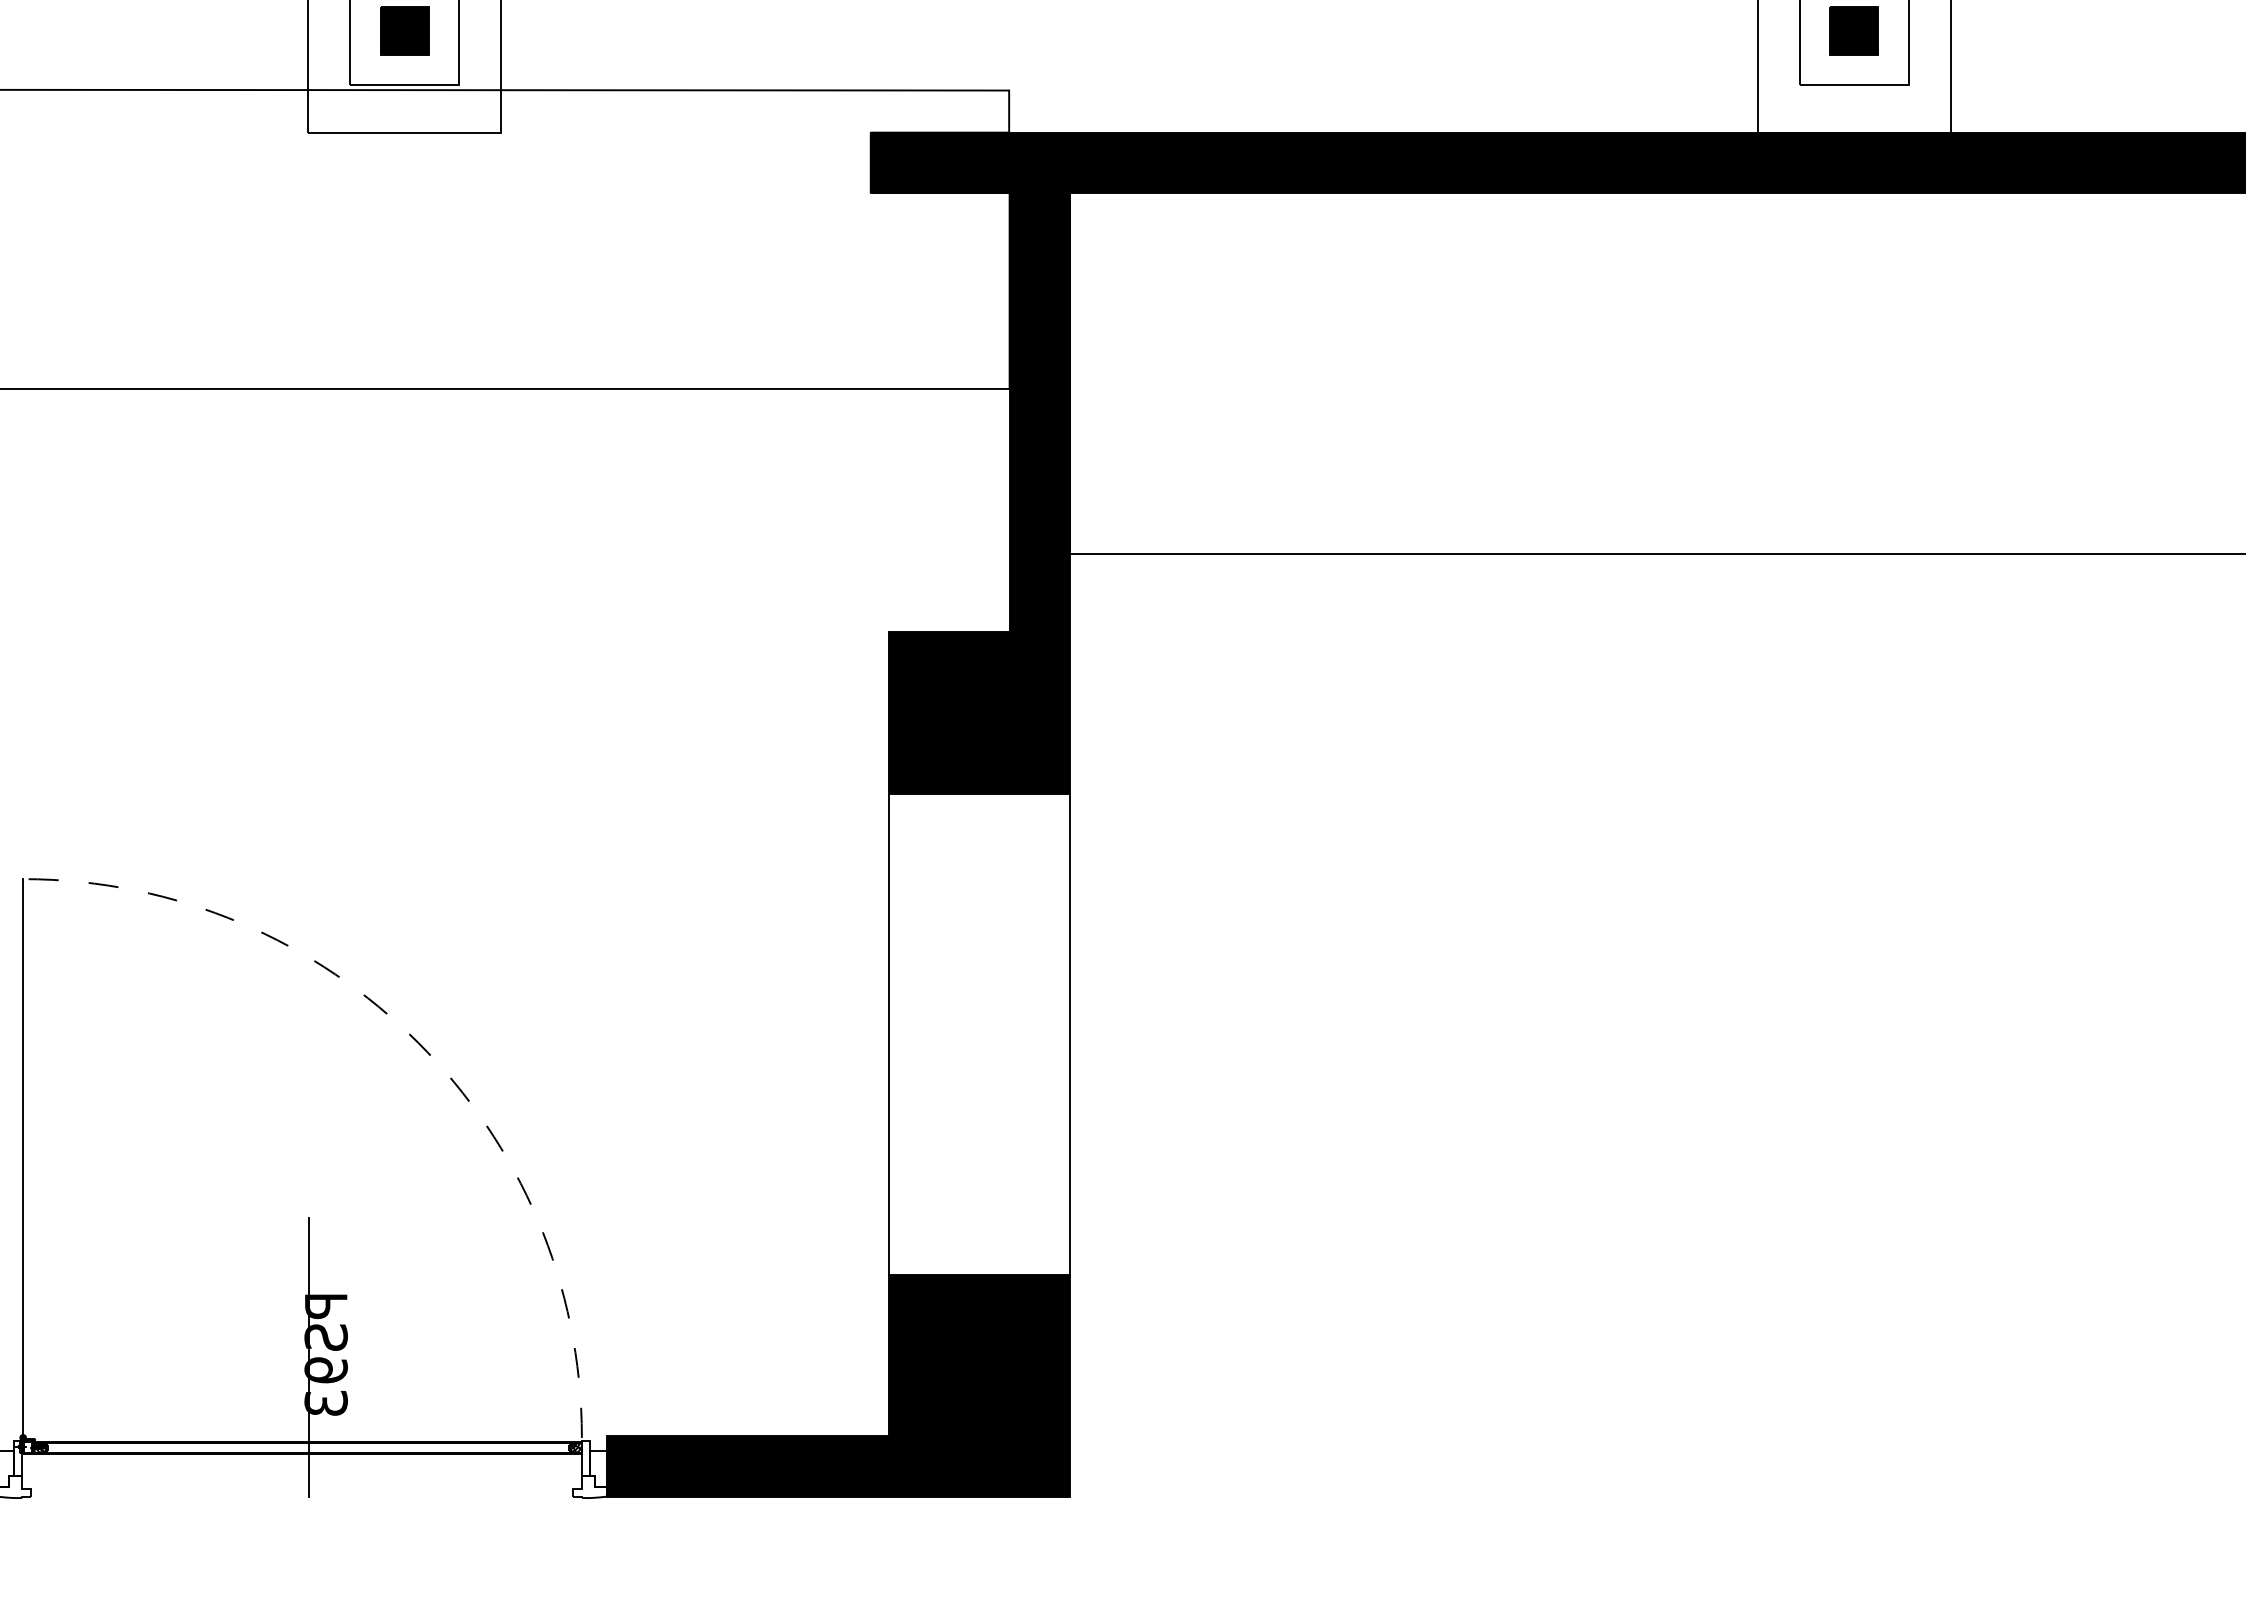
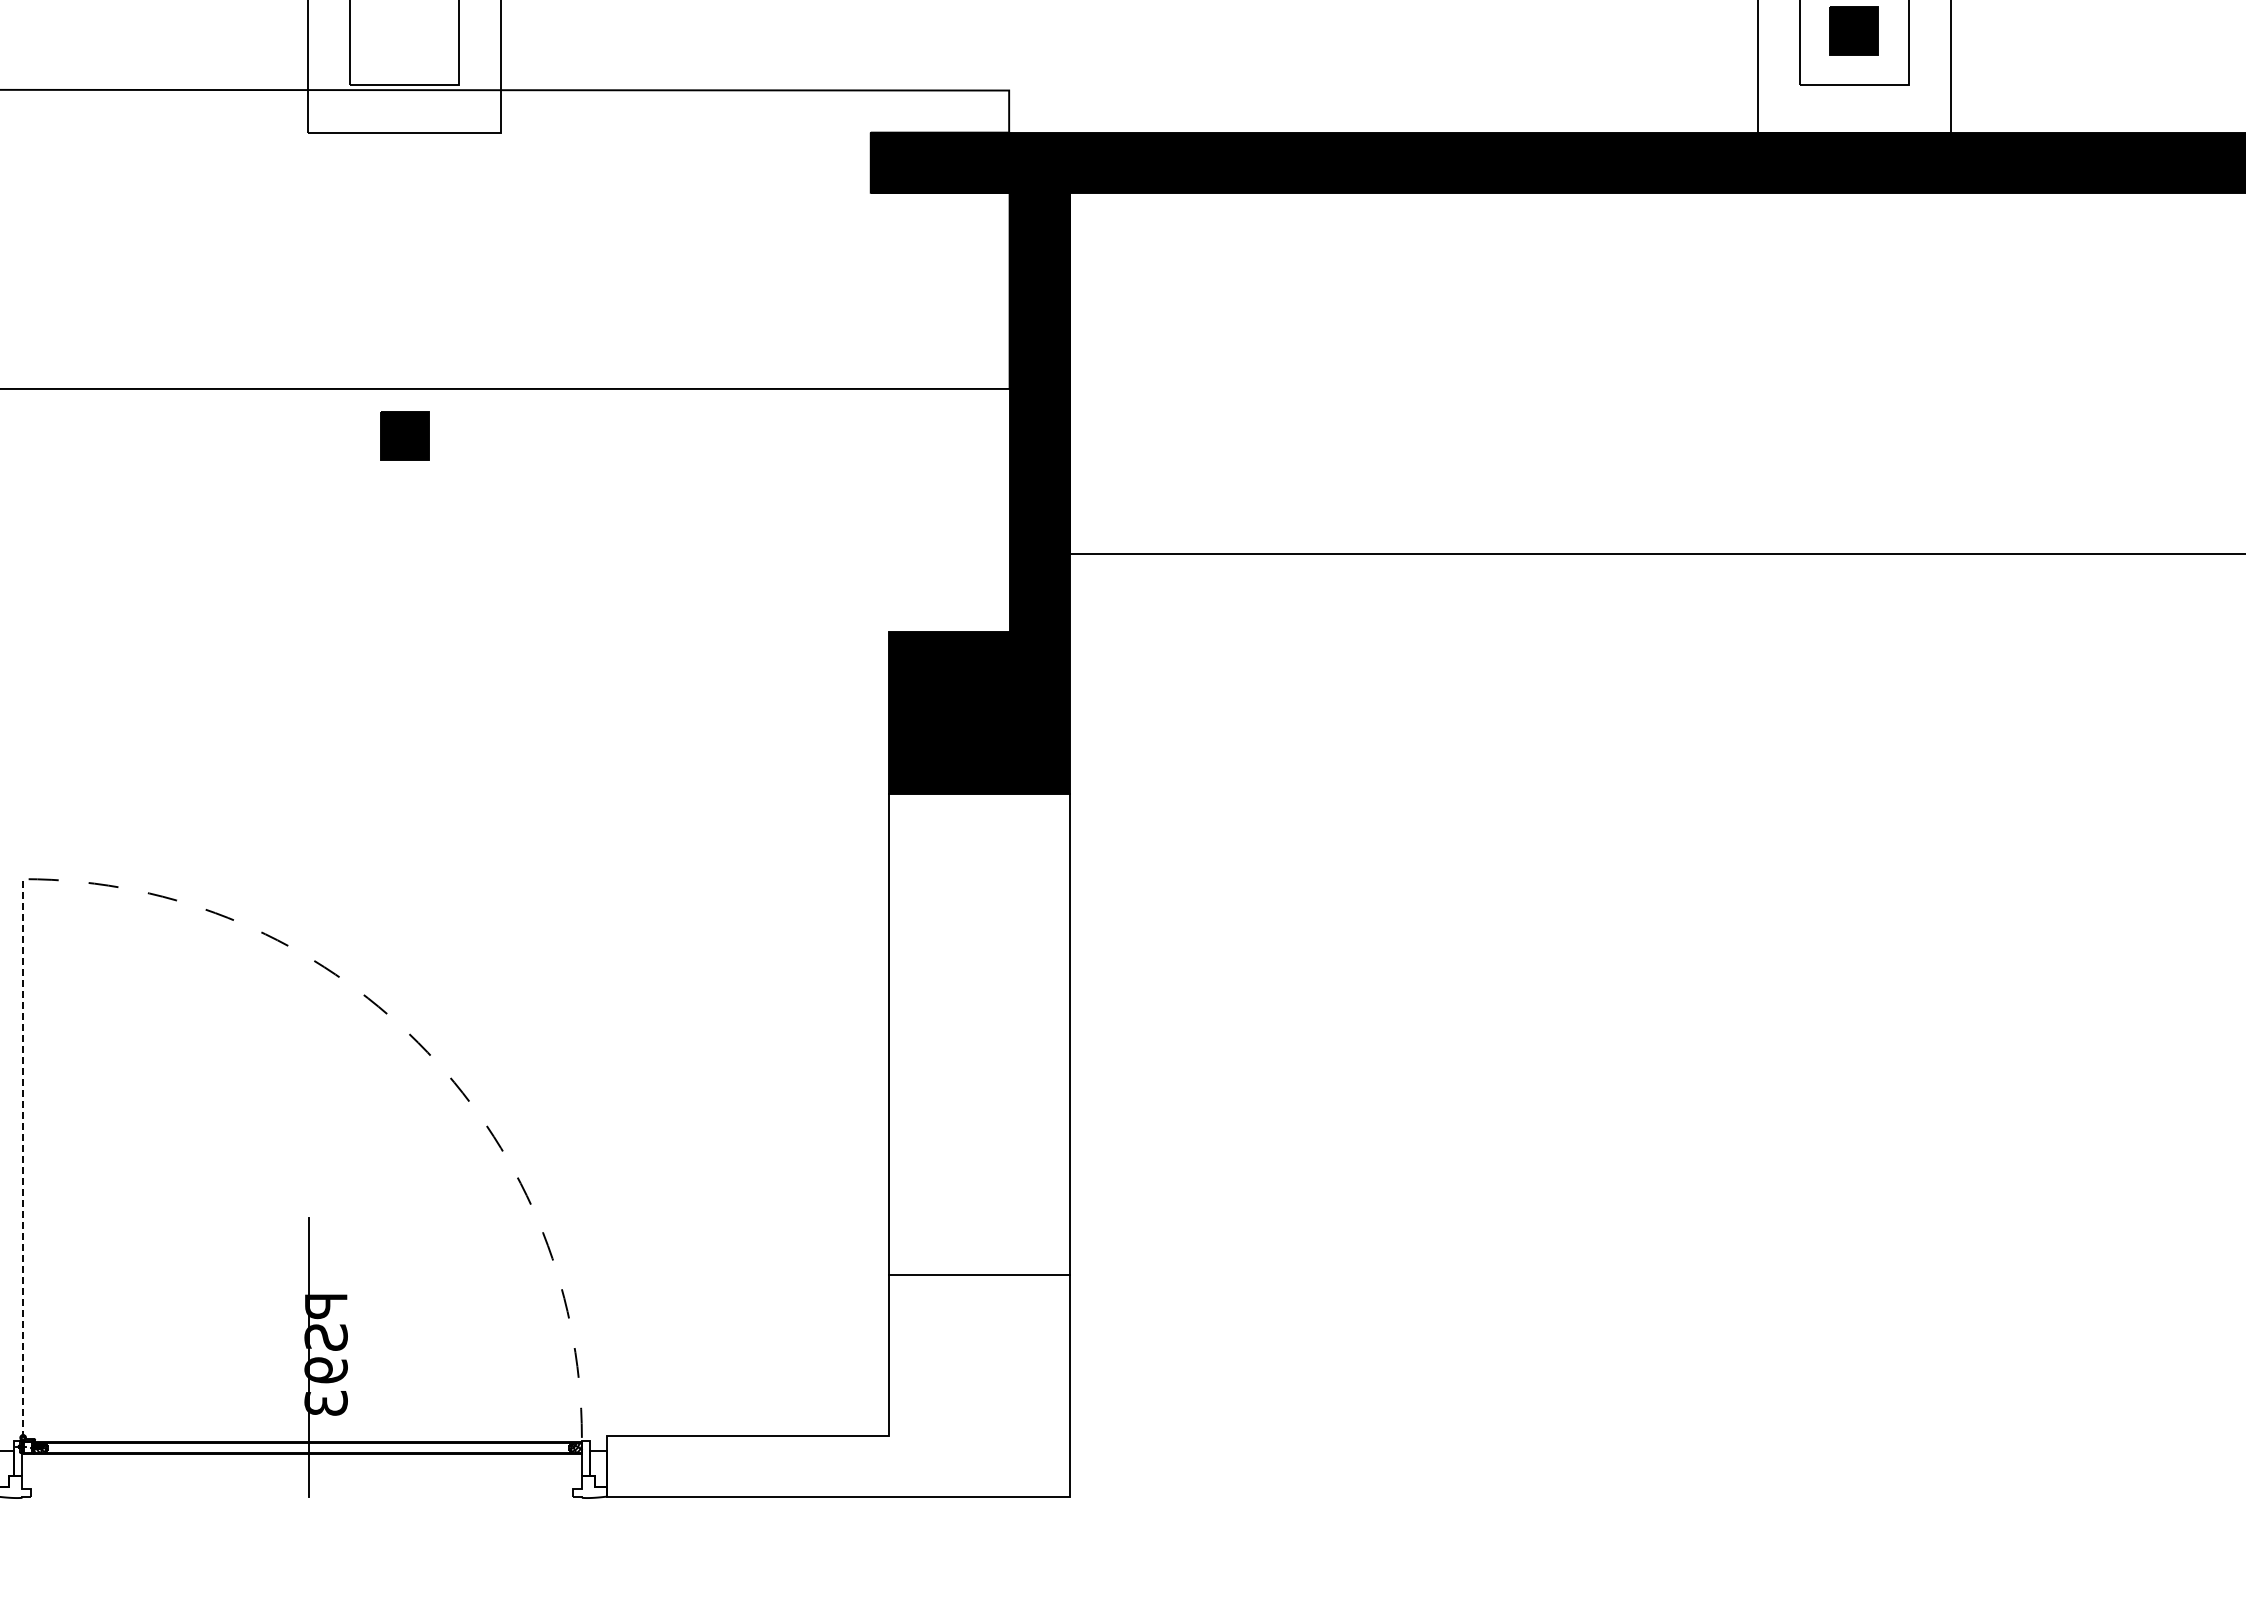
part position: (404, 30) -> (404, 435) (404, 435)
line: solid -> dashed (23, 1158)
fill: present -> none (838, 1385)
